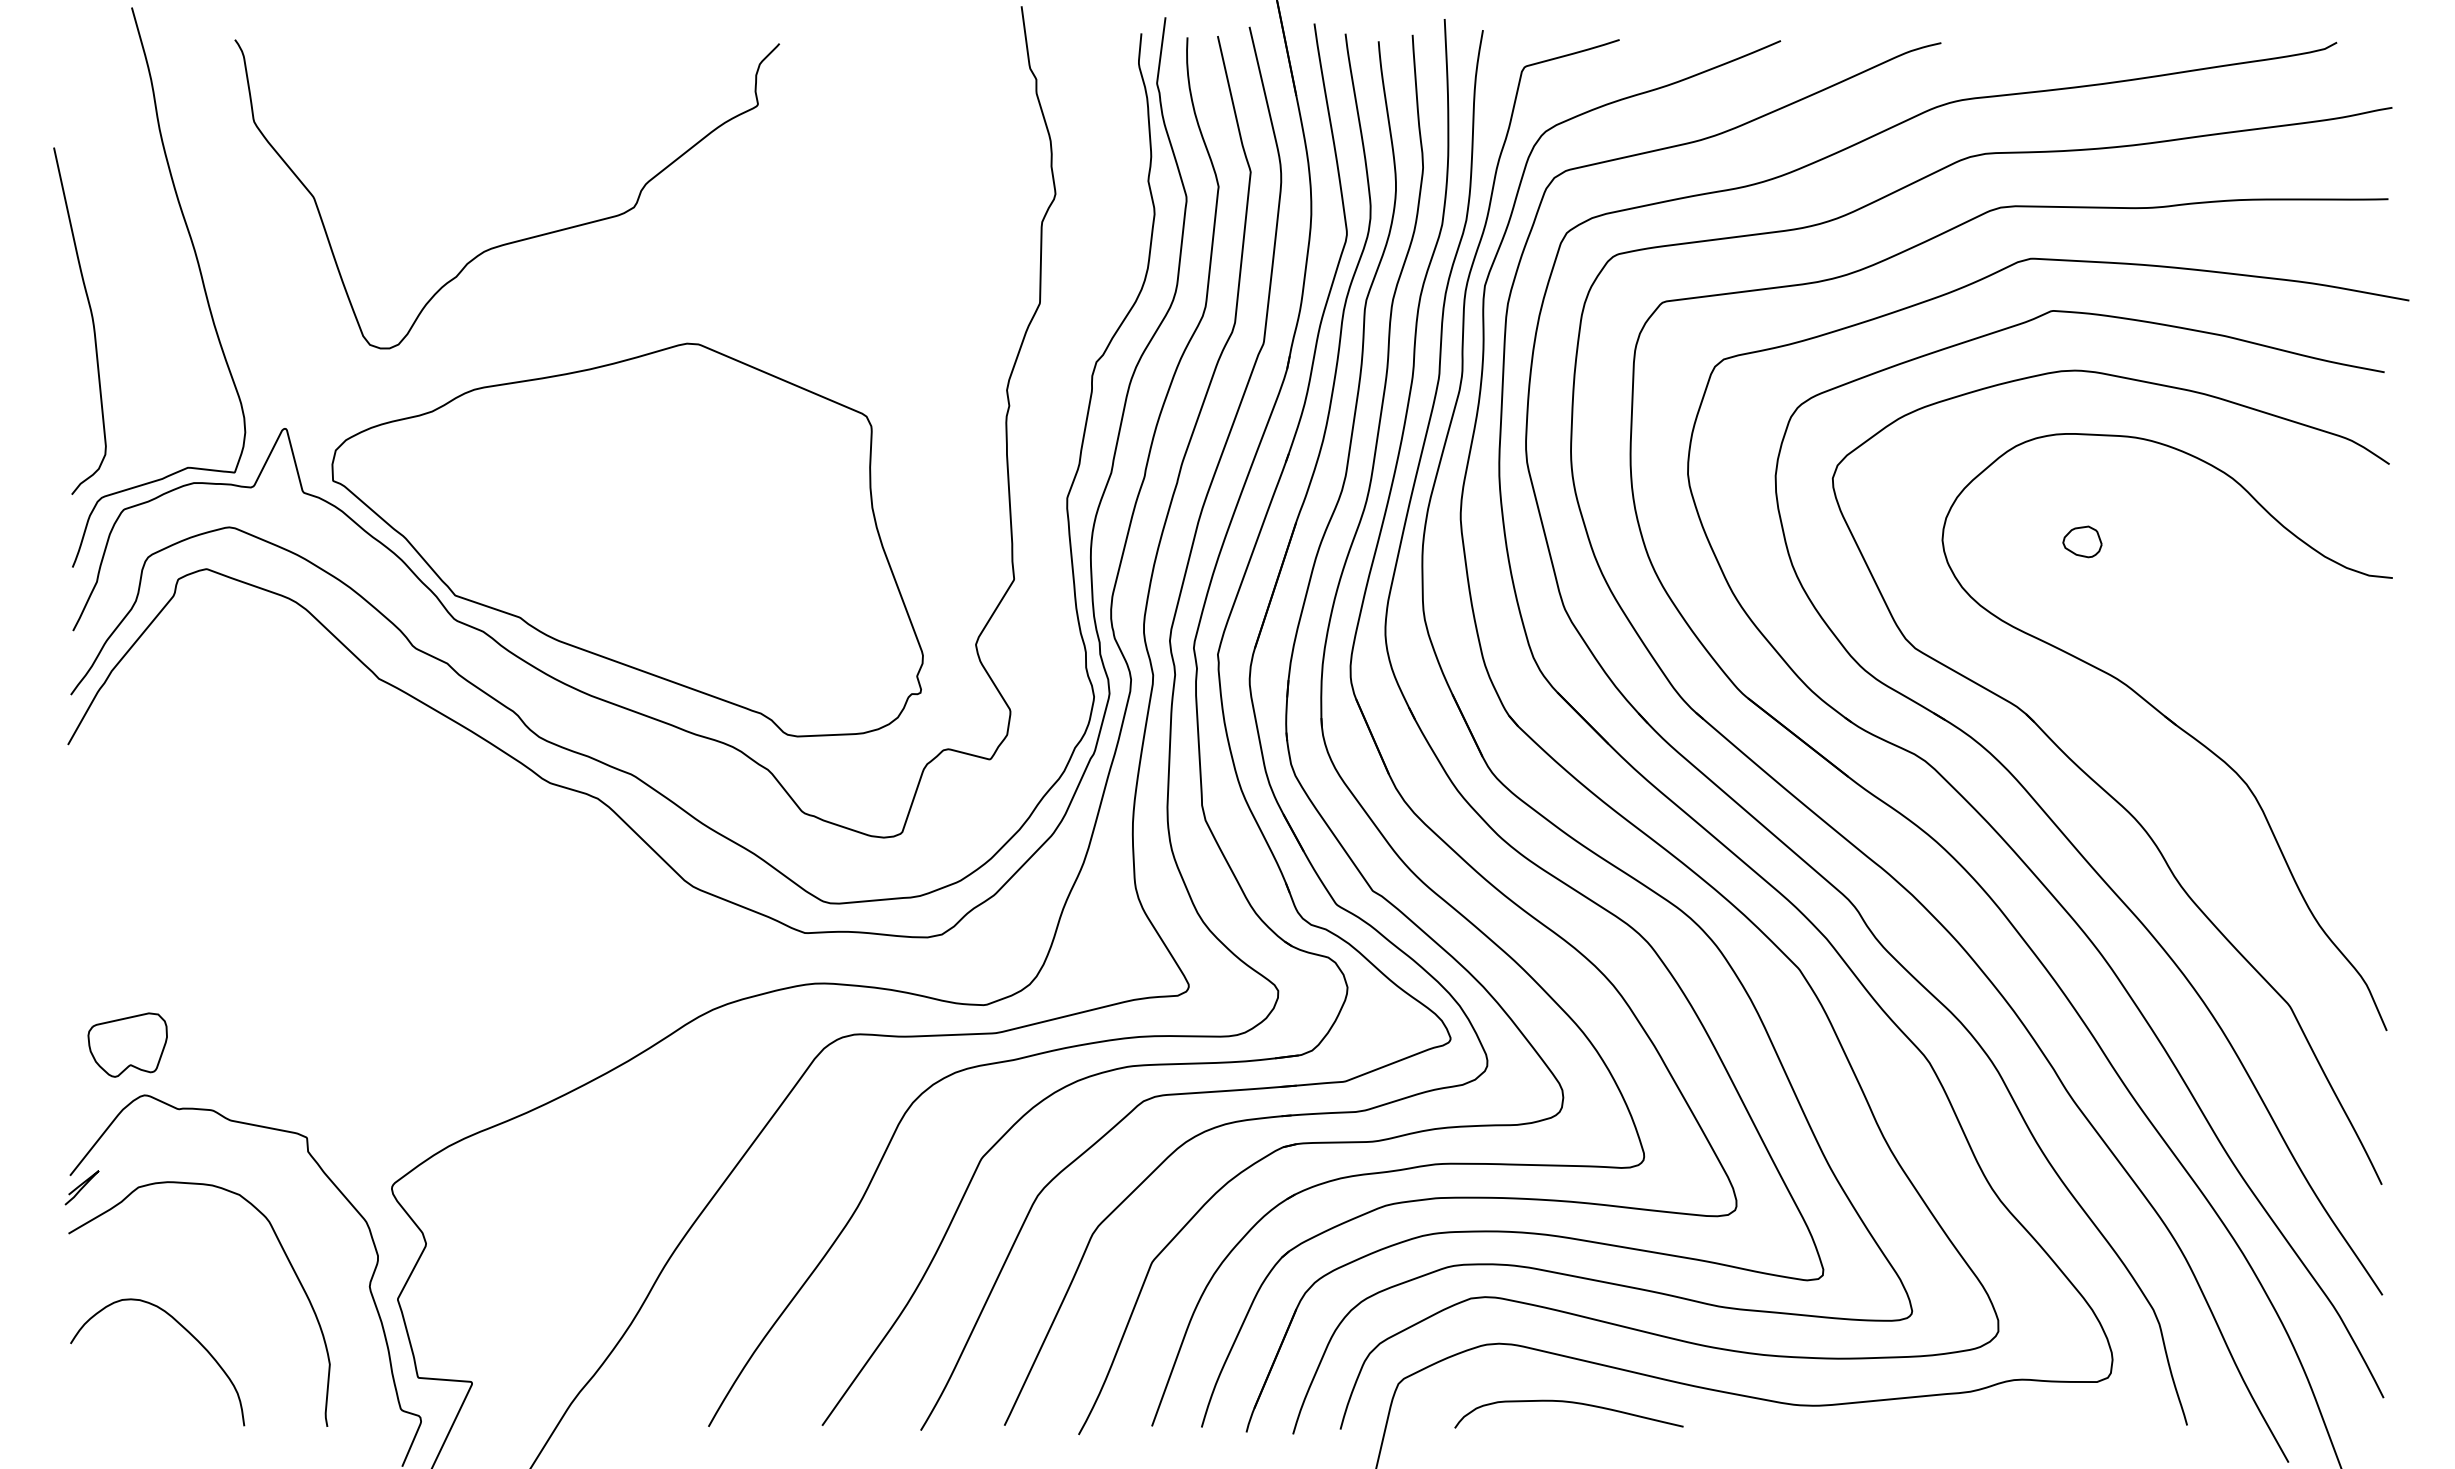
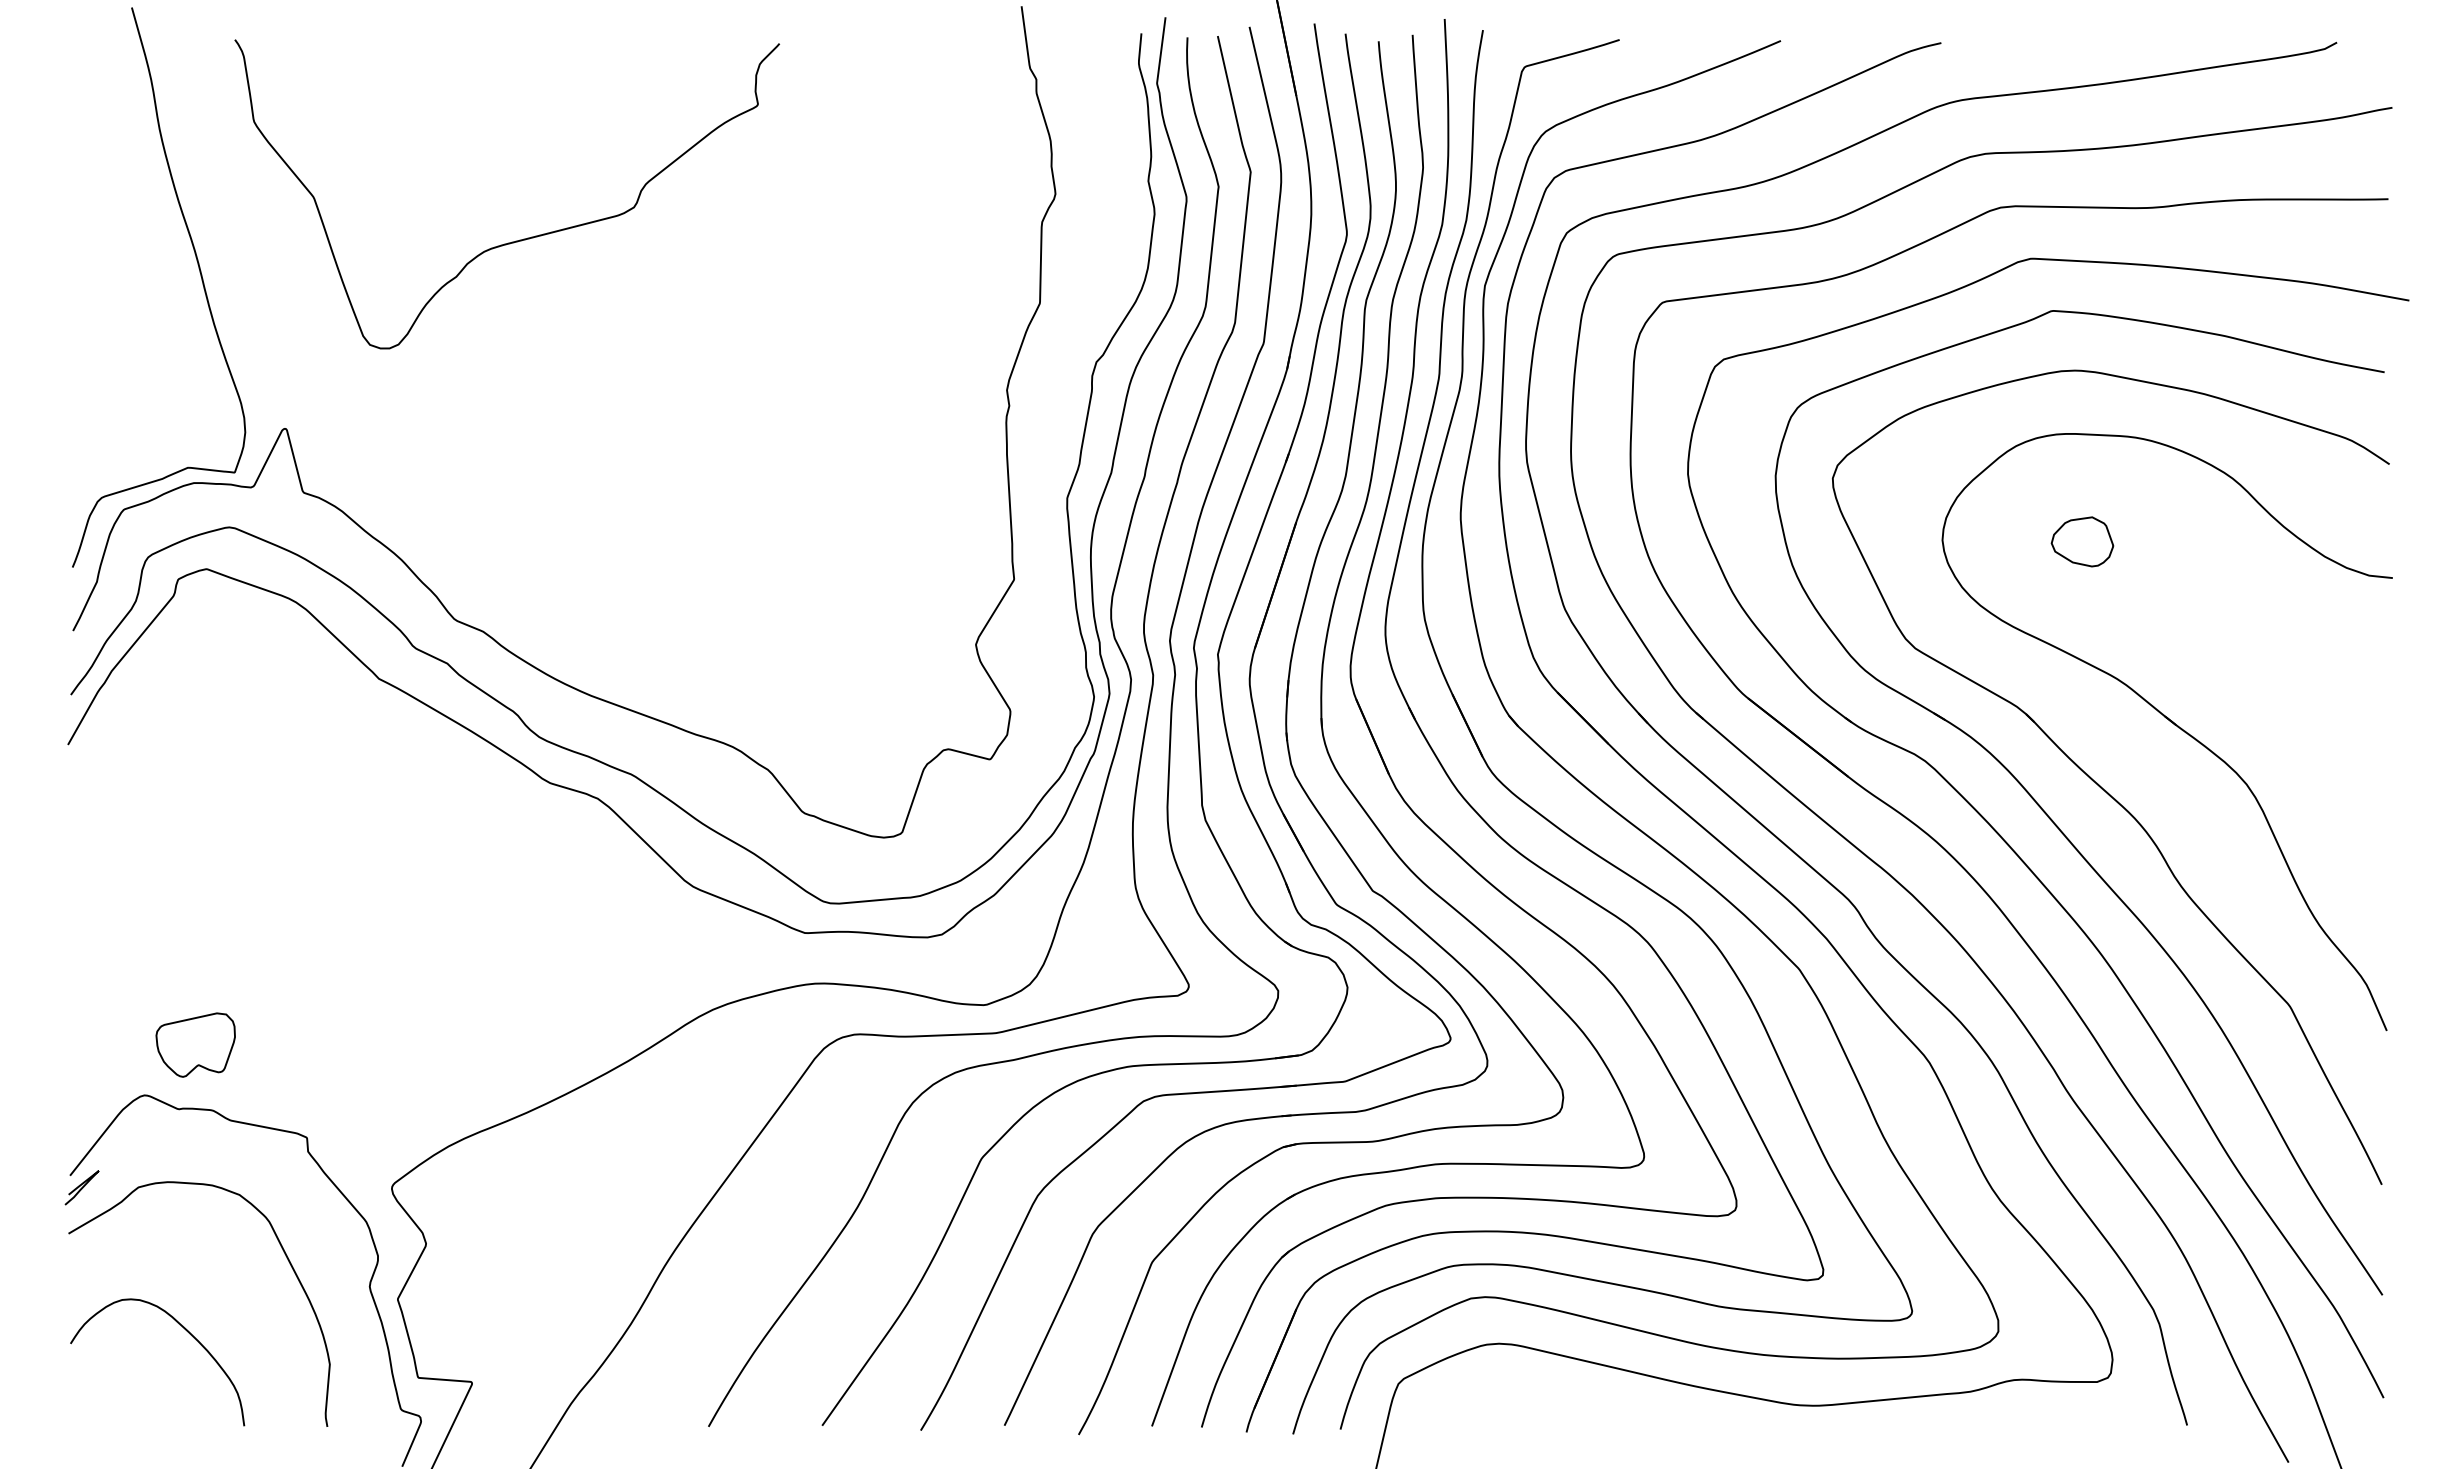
curve: present -> none (91, 318)
part: present -> none (627, 539)
part size: 41x34 px -> 65x52 px (2082, 541)
part position: (127, 1044) -> (195, 1044) (195, 1044)
curve: present -> none (1571, 1403)
